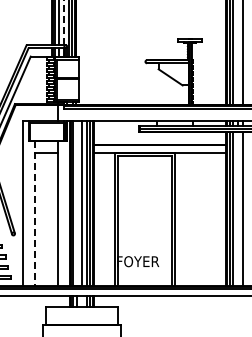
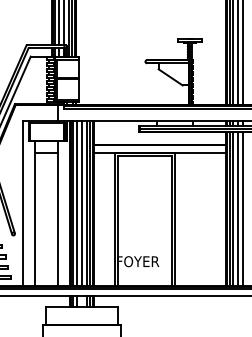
line: dashed -> solid (63, 22)
line: none -> present (238, 53)
line: none -> present (77, 202)
line: none -> present (238, 208)
line: dashed -> solid (34, 213)
